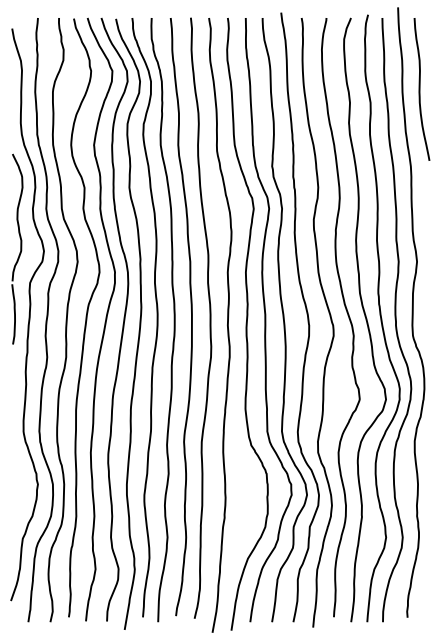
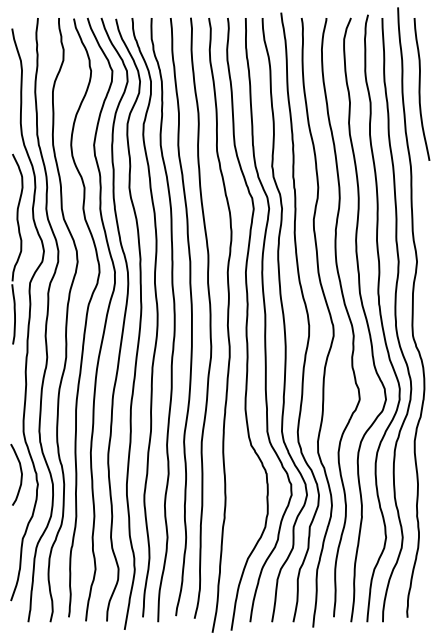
curve: none -> present (20, 472)
